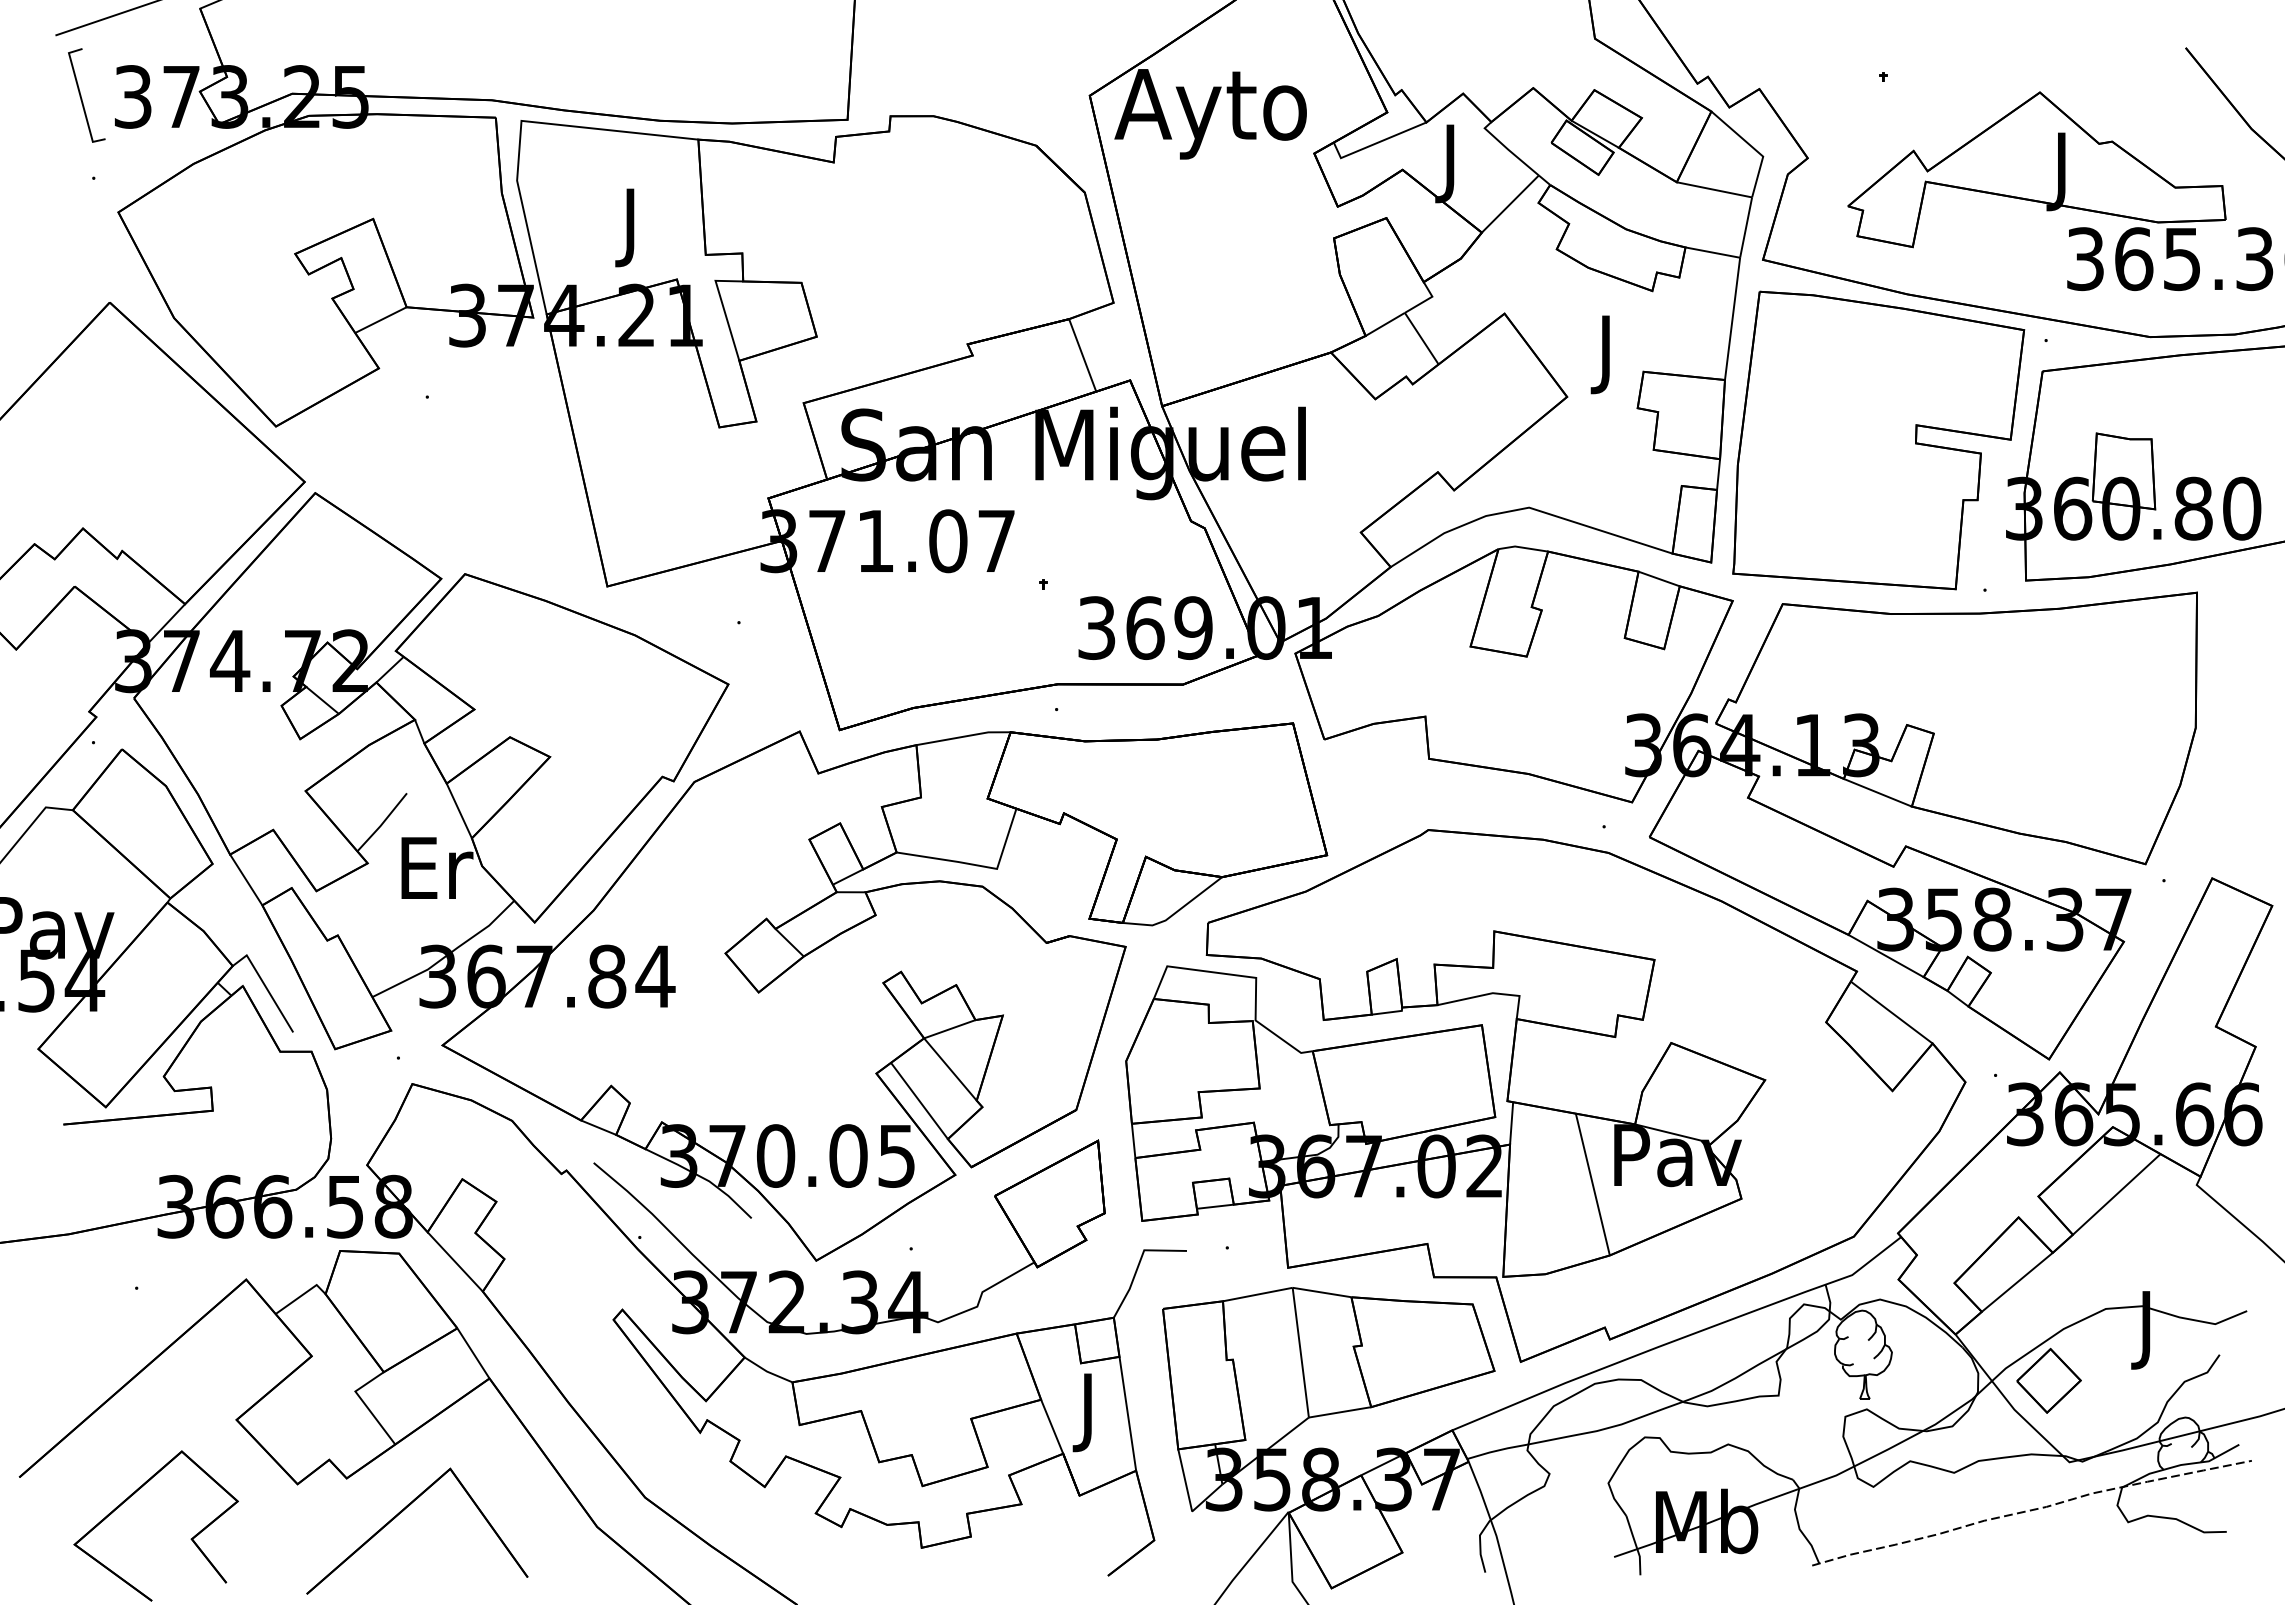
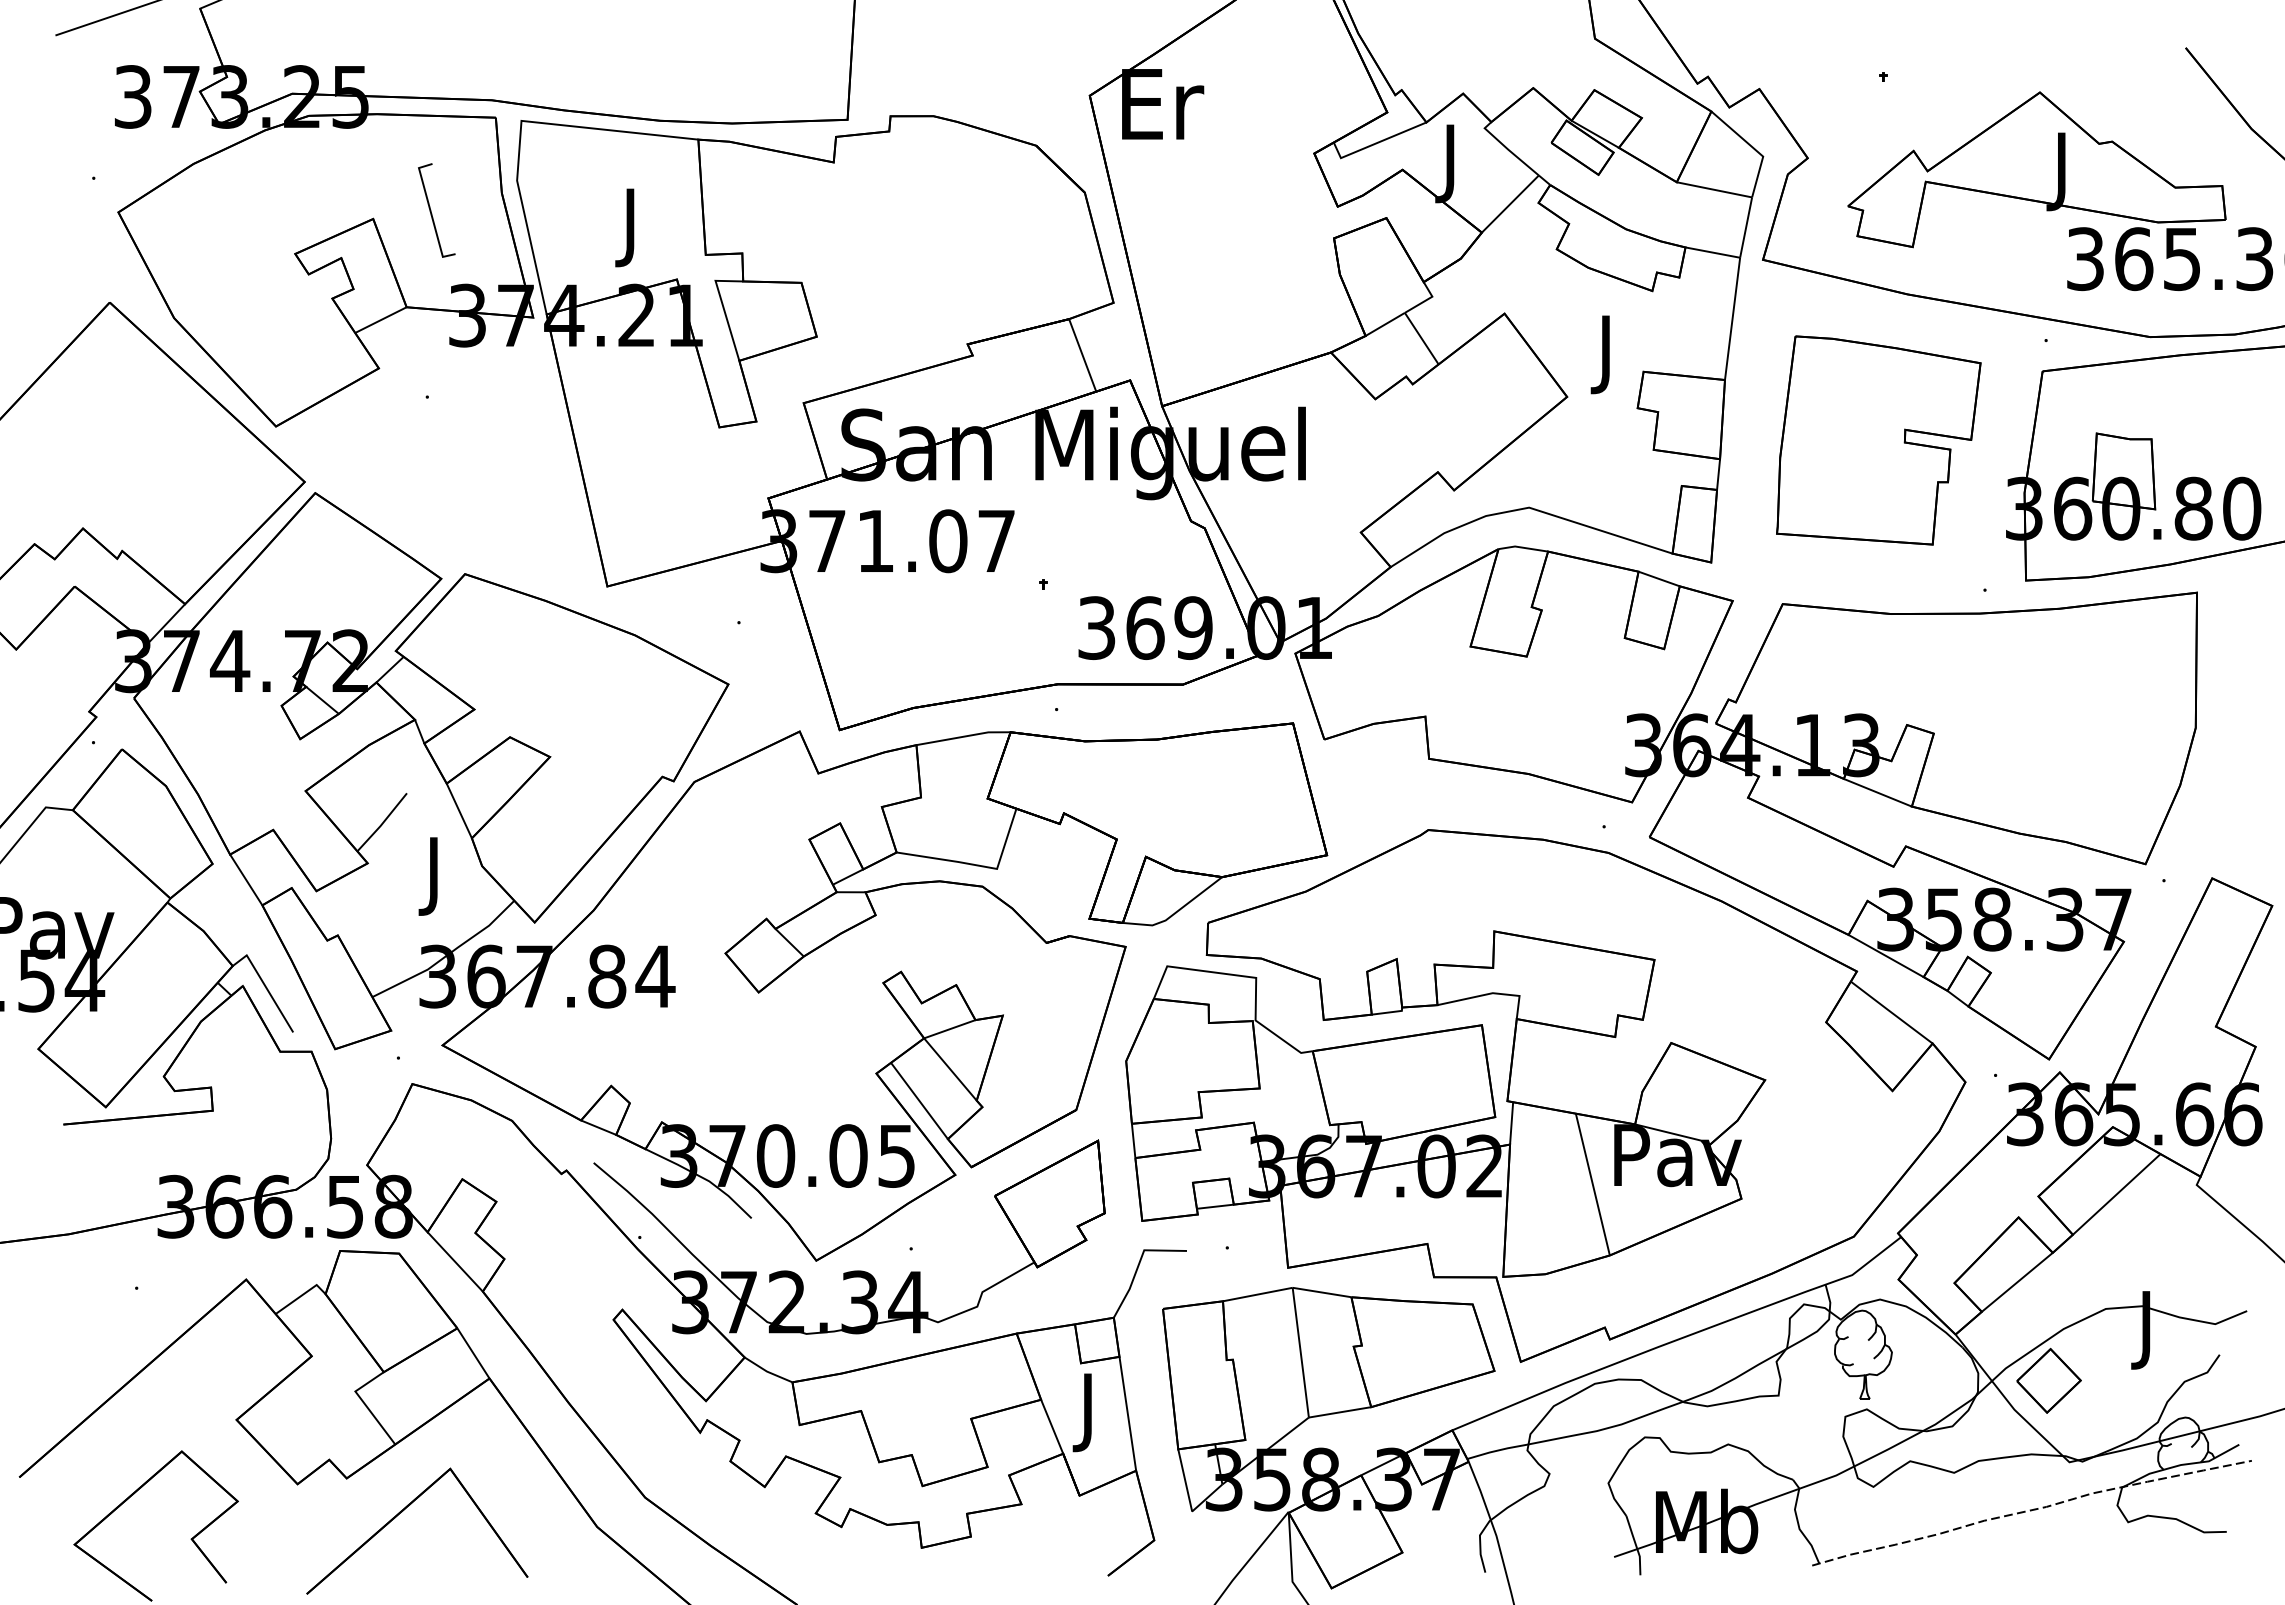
line position: (81, 95) -> (431, 210) (431, 210)
text: Ayto -> Er (1210, 114)
part size: 294x301 px -> 206x211 px (1878, 440)
text: Er -> J (437, 876)
